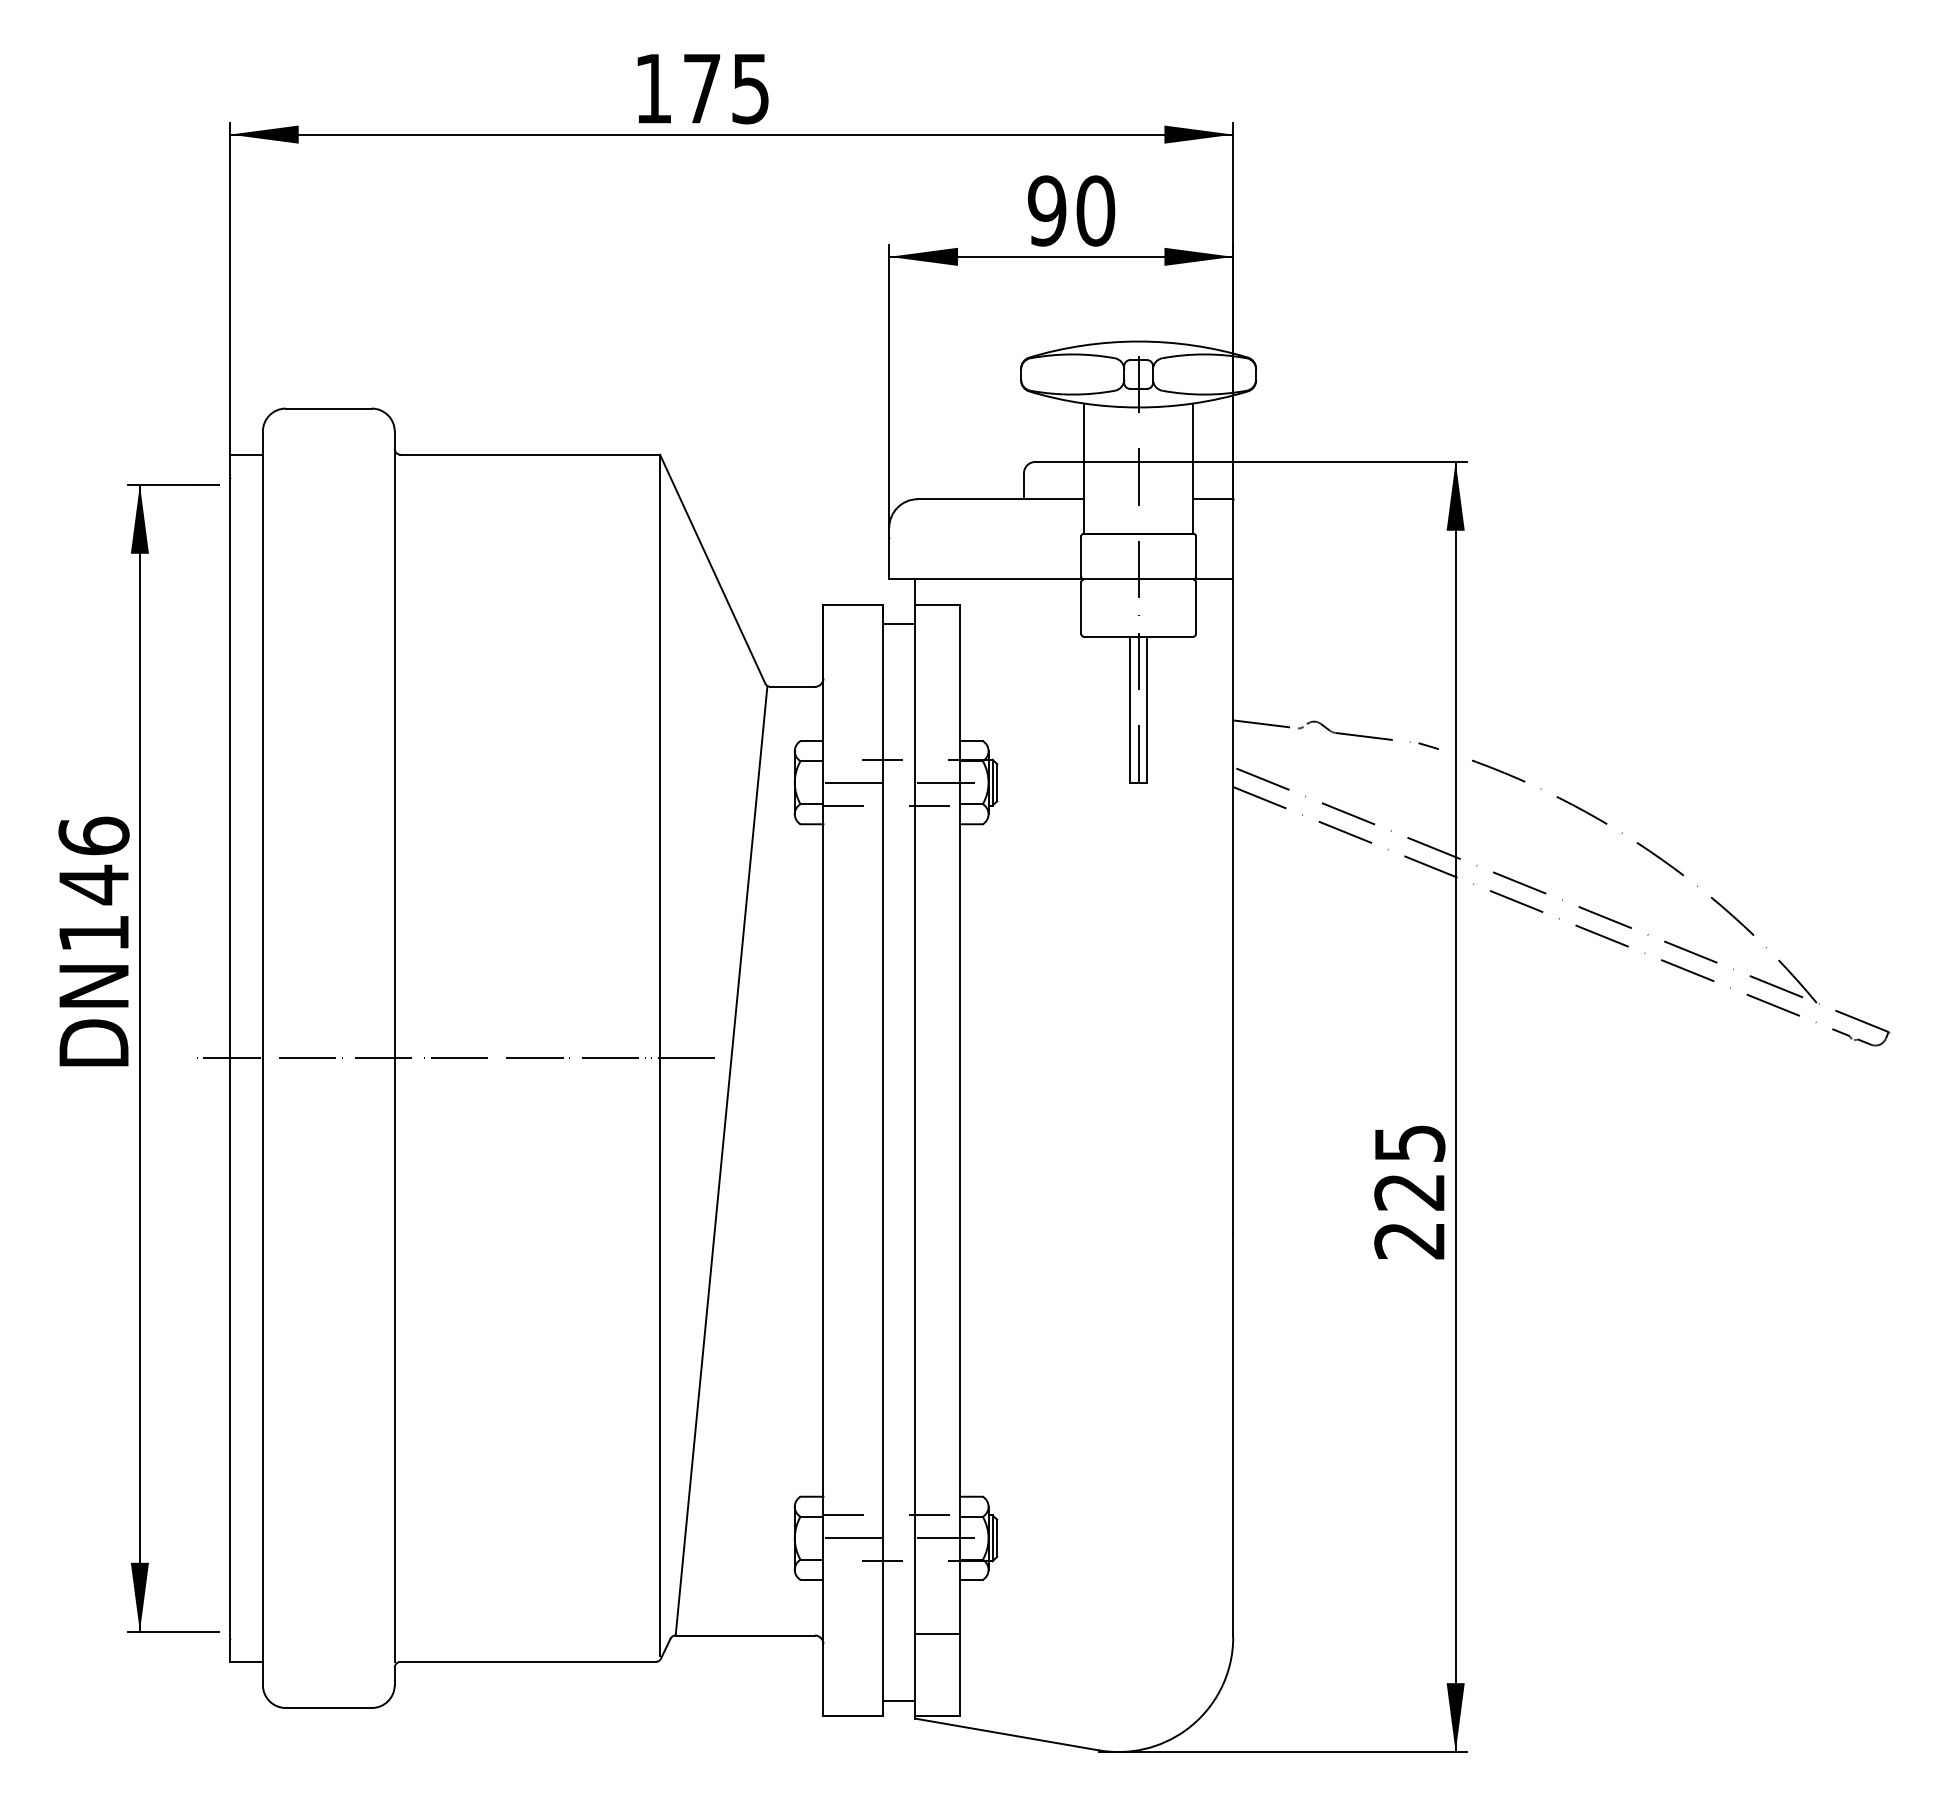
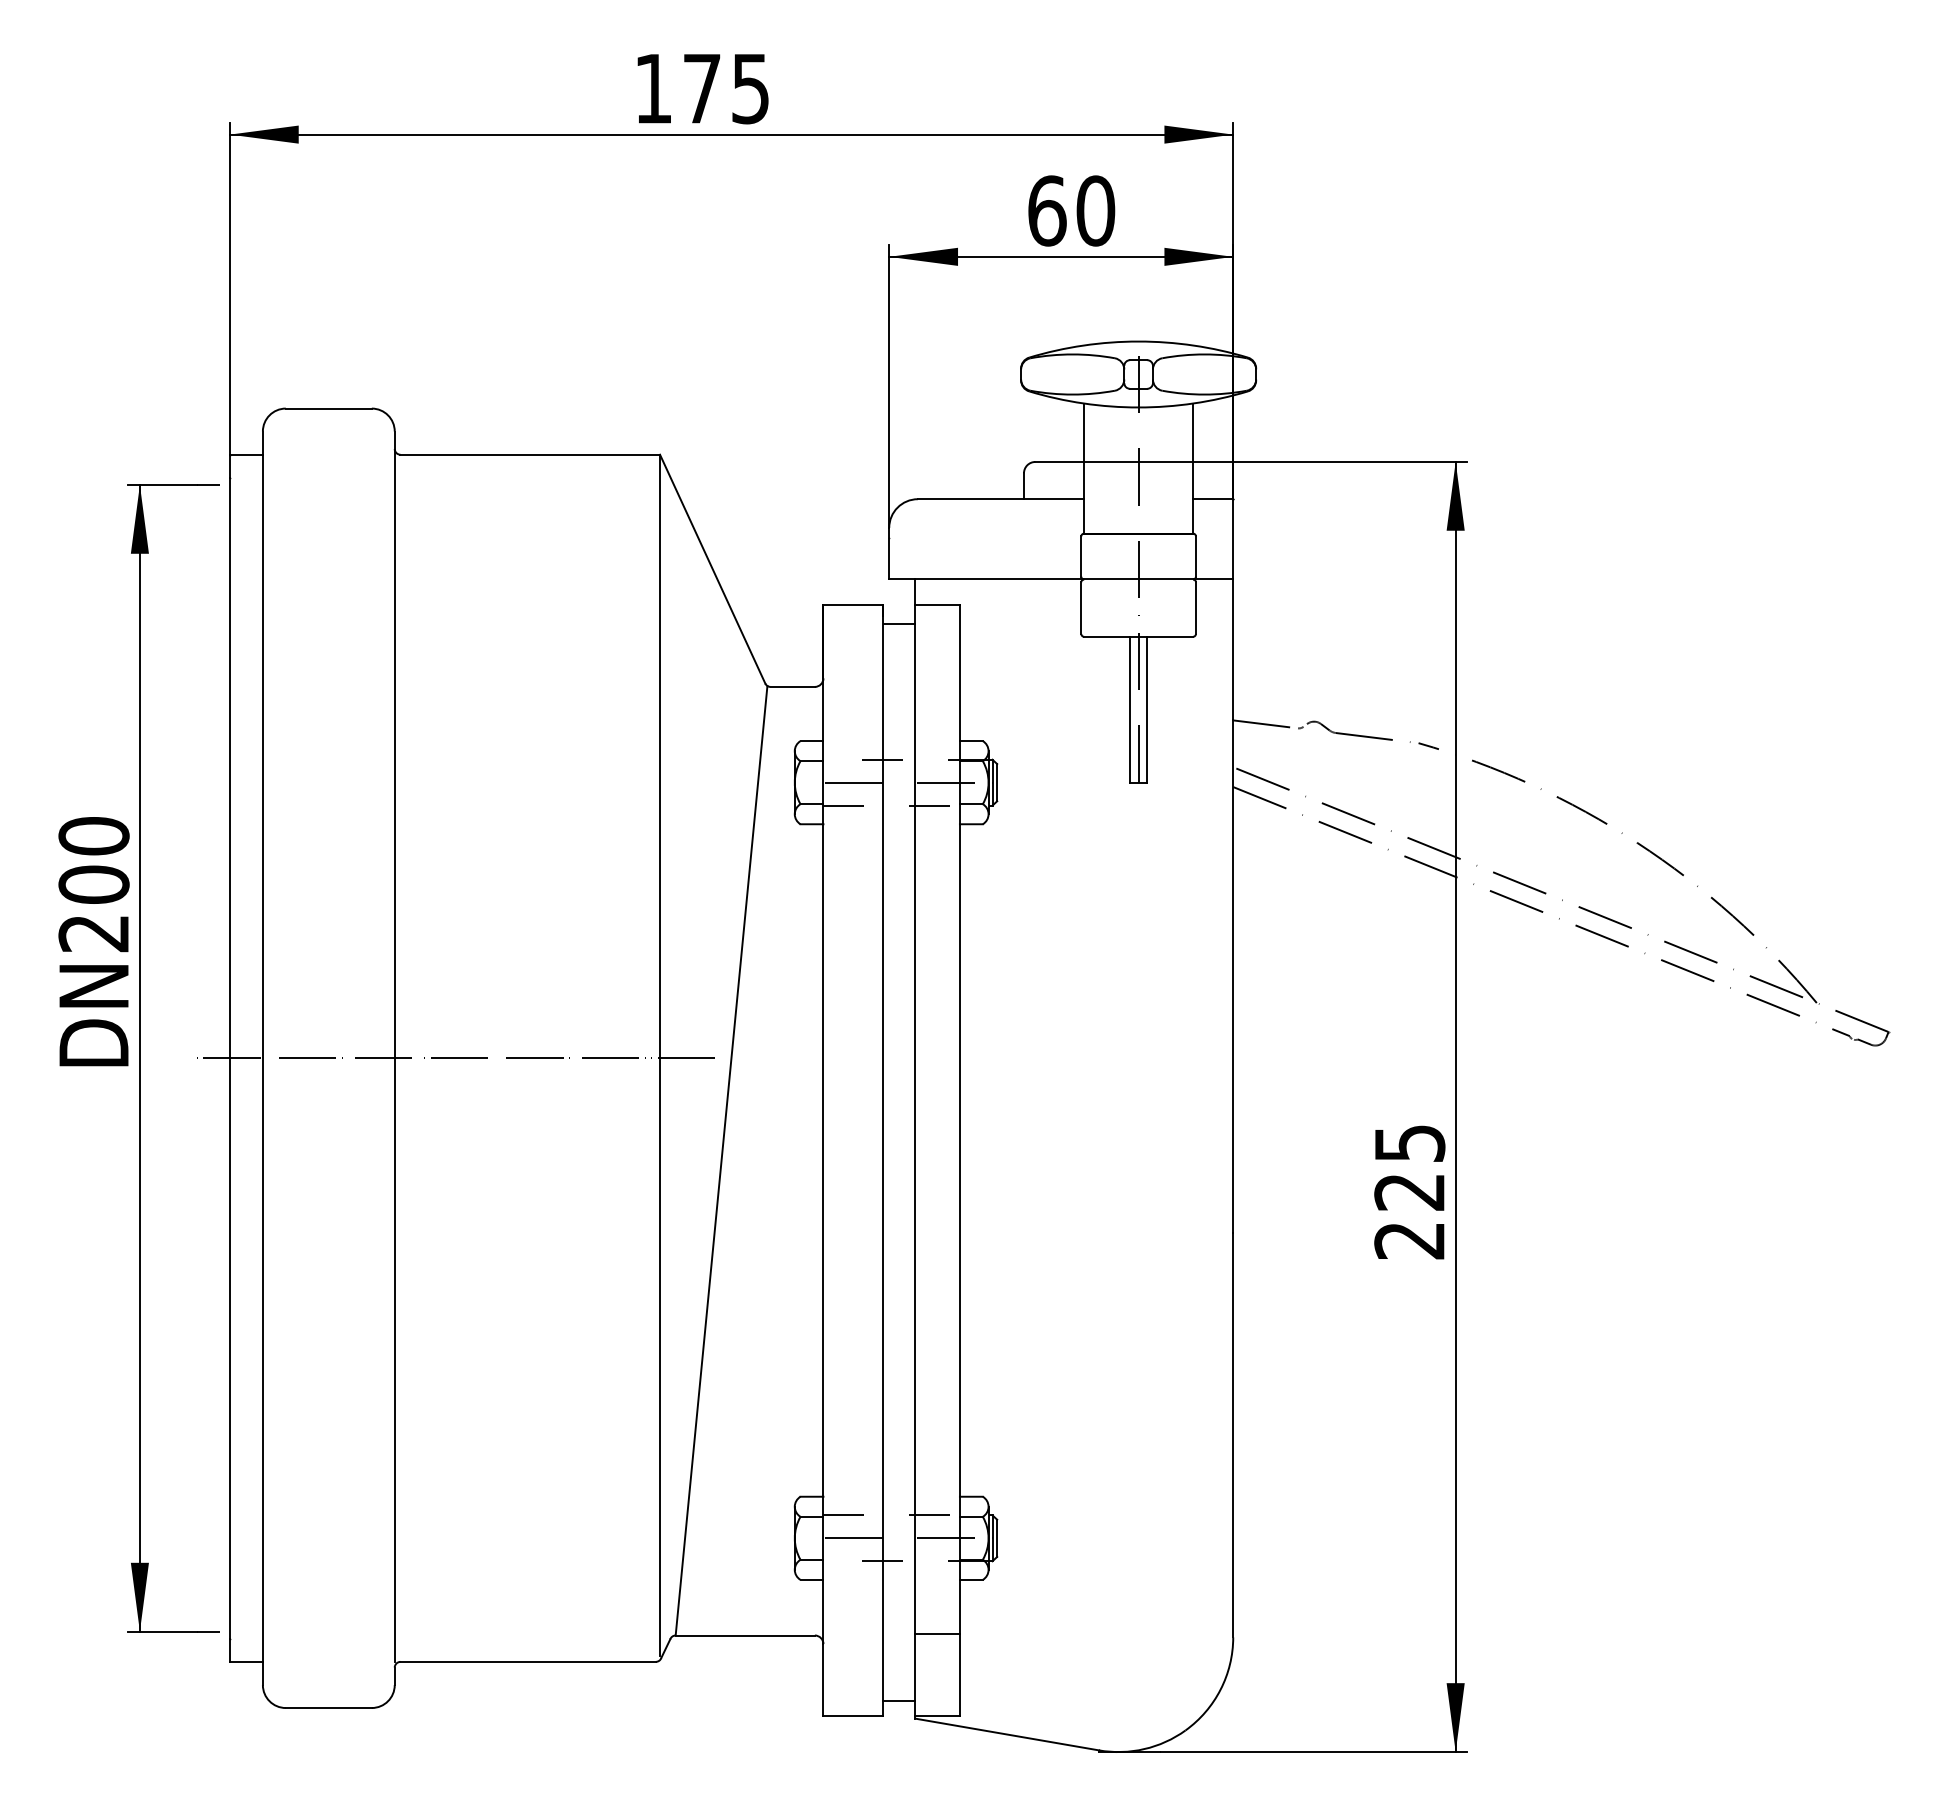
text: 90 -> 60 (1046, 210)
text: 146 -> 200 (93, 884)
